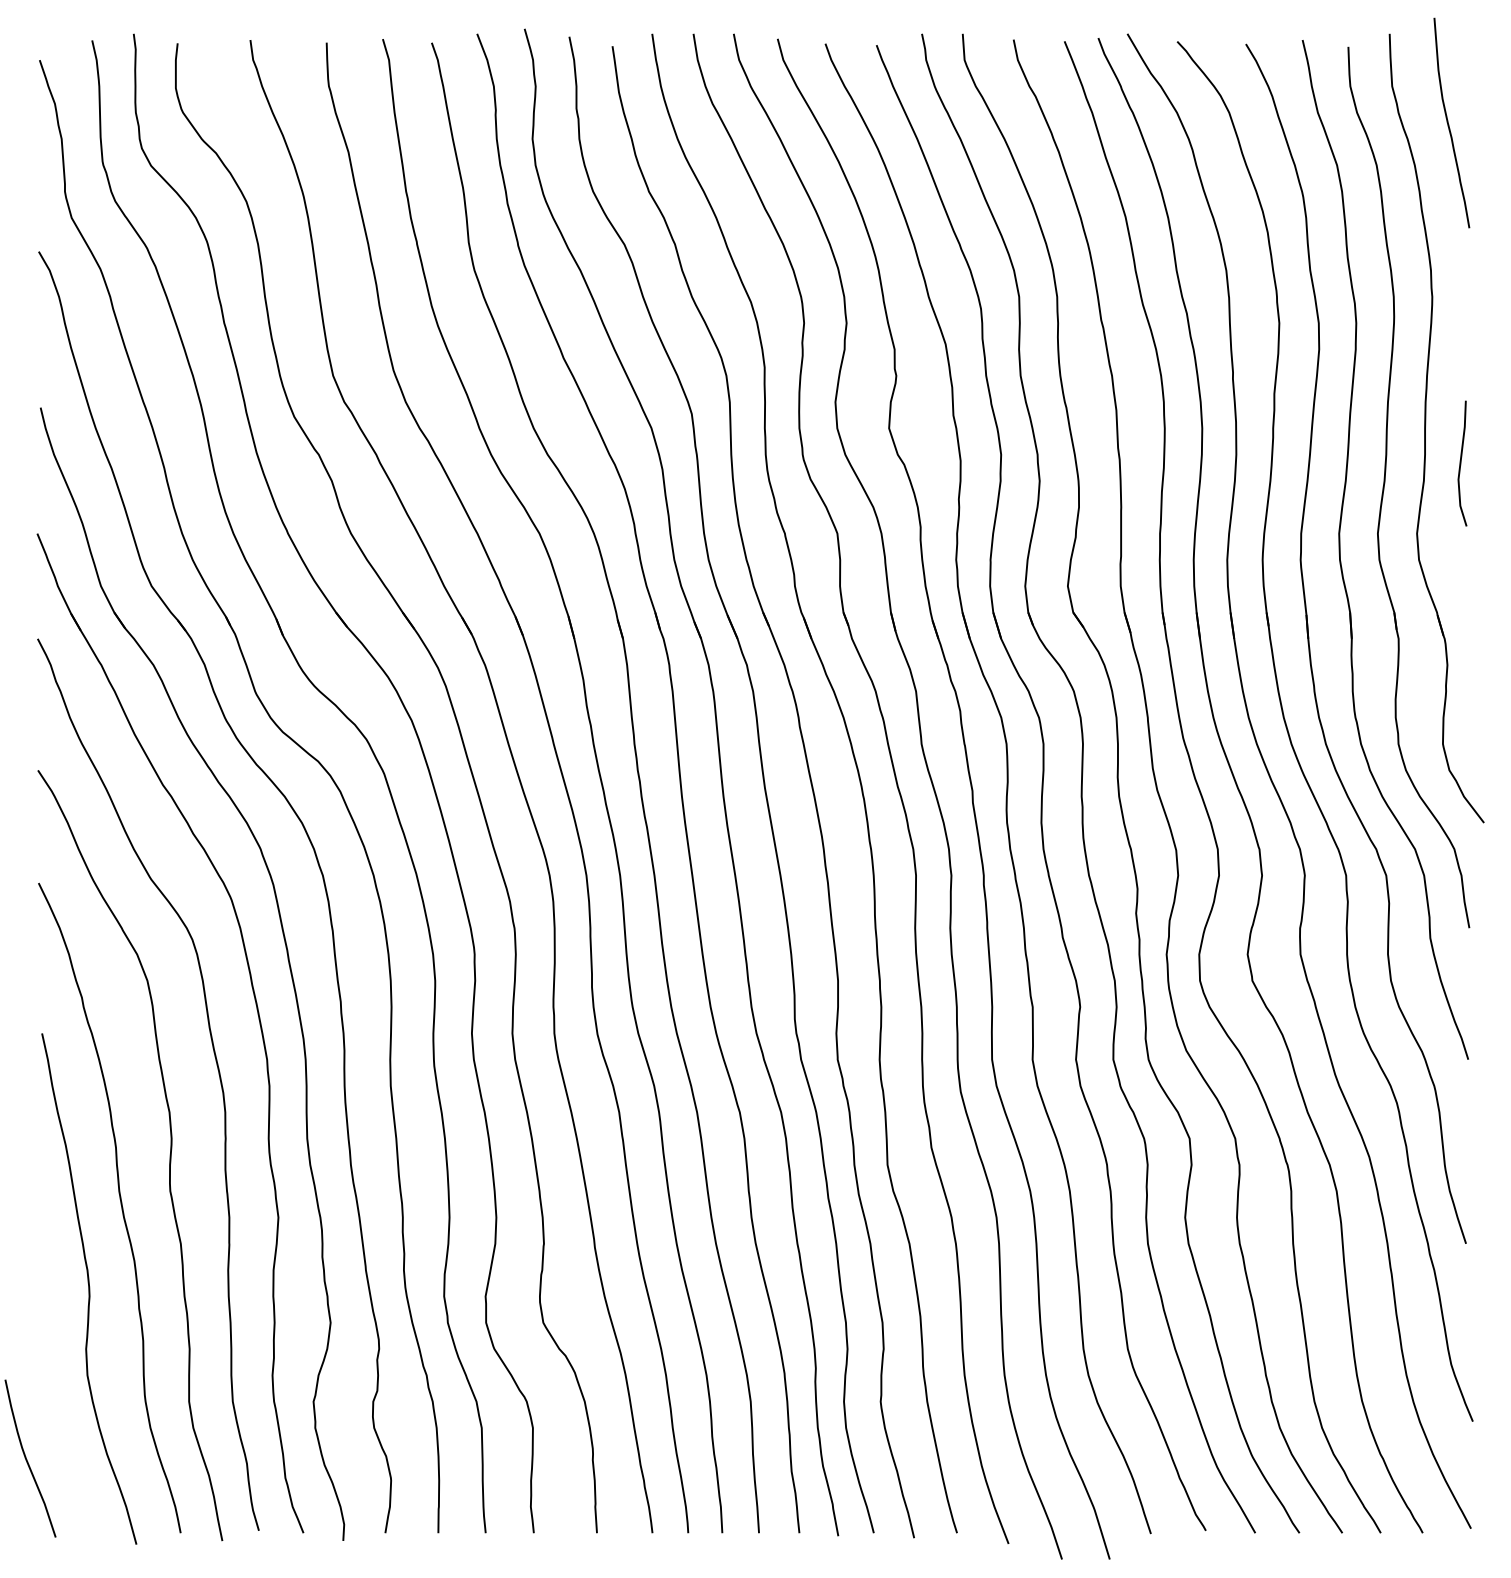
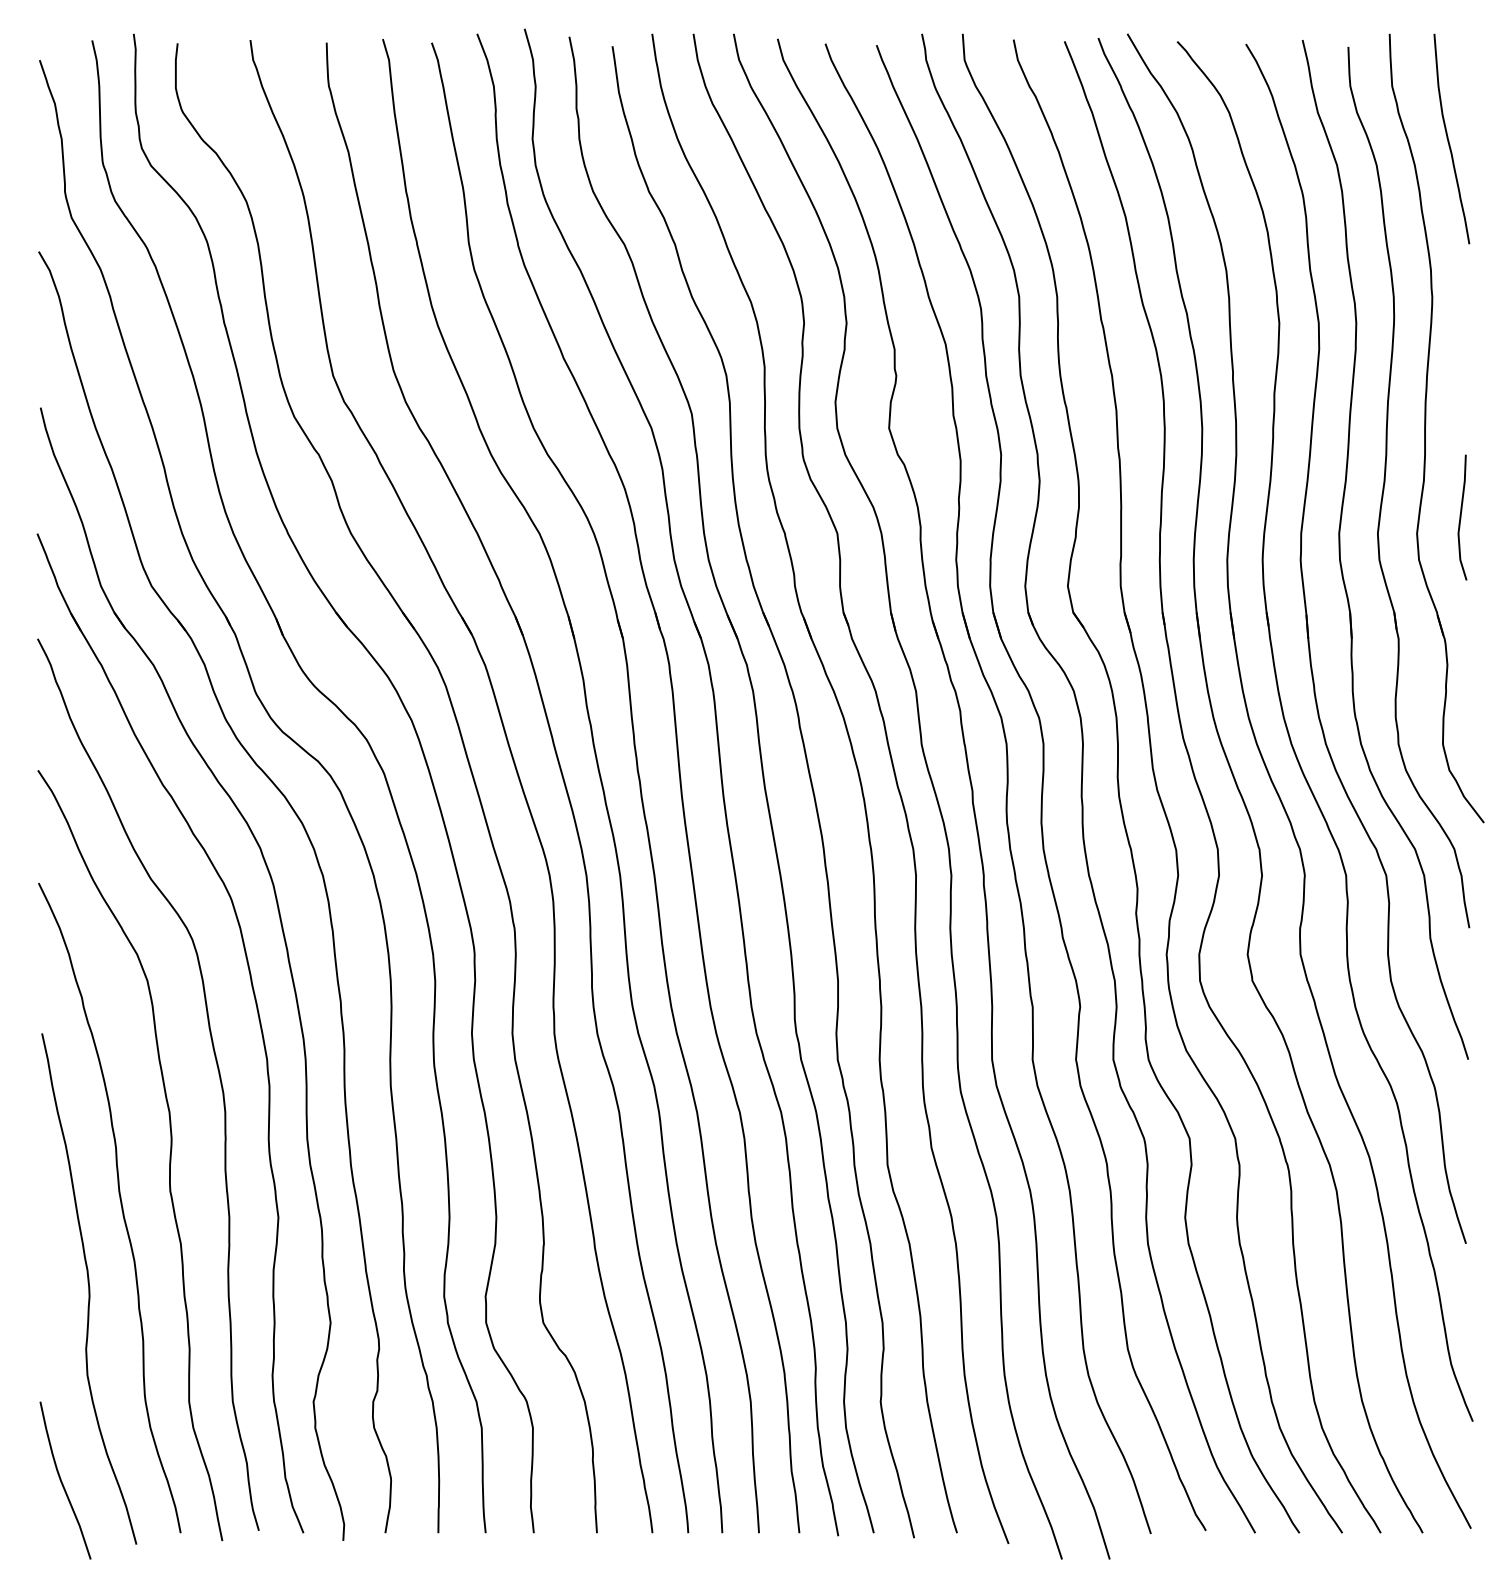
curve position: (1449, 124) -> (1449, 140) (1449, 140)
line position: (1461, 463) -> (1461, 517) (1461, 517)
curve position: (27, 1459) -> (62, 1481) (62, 1481)
